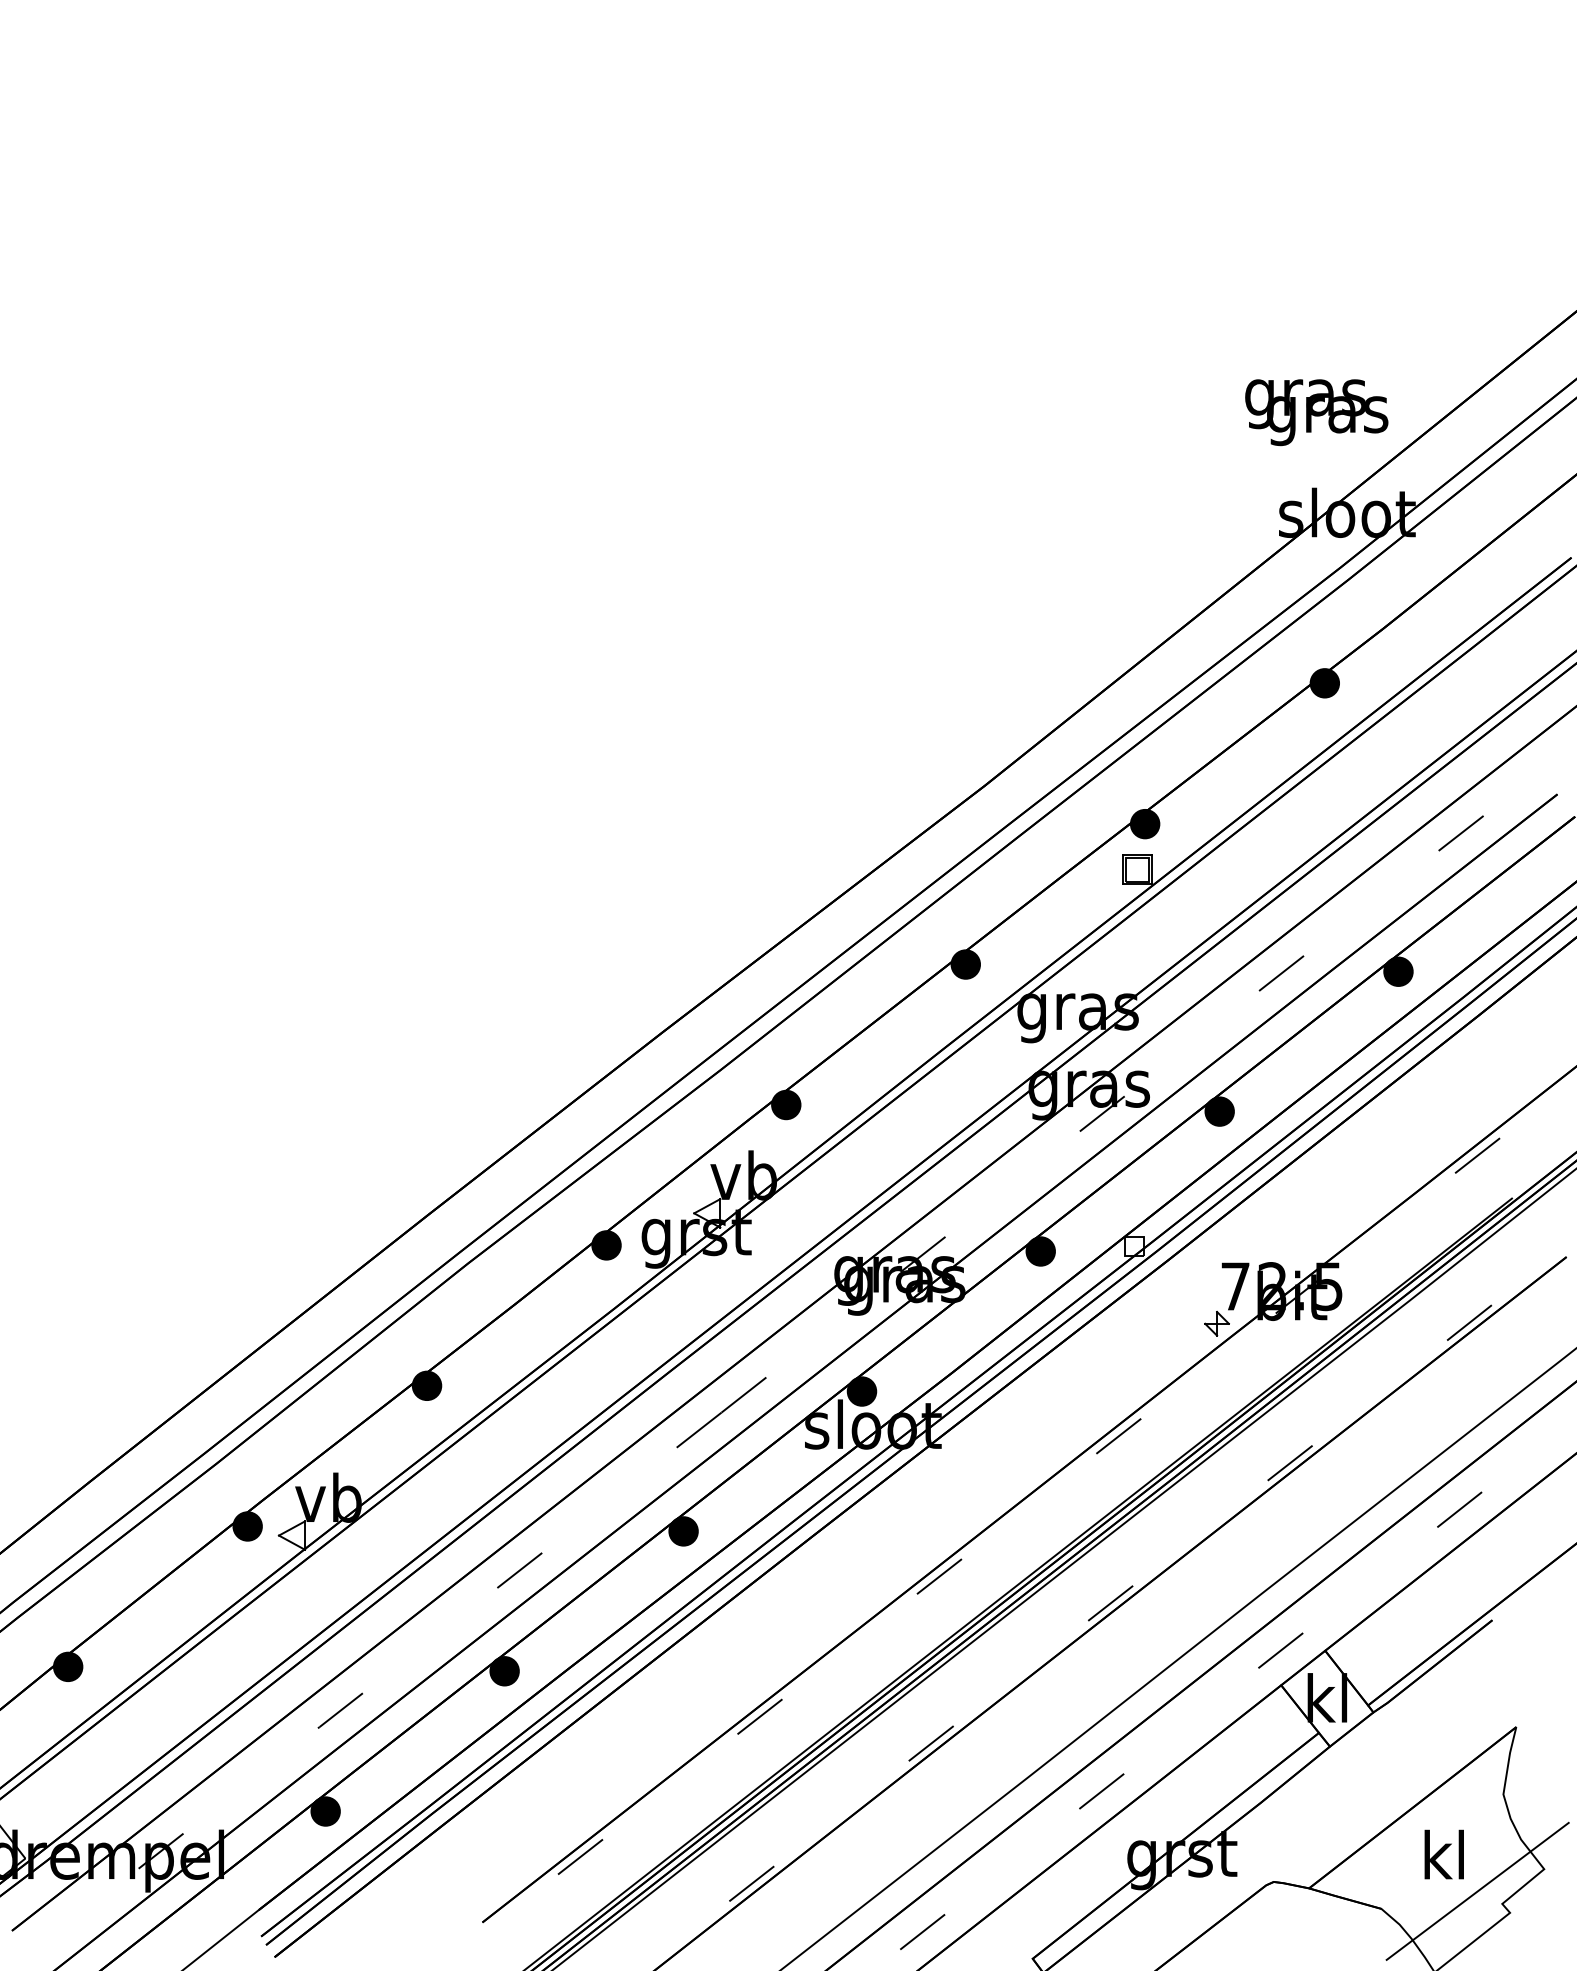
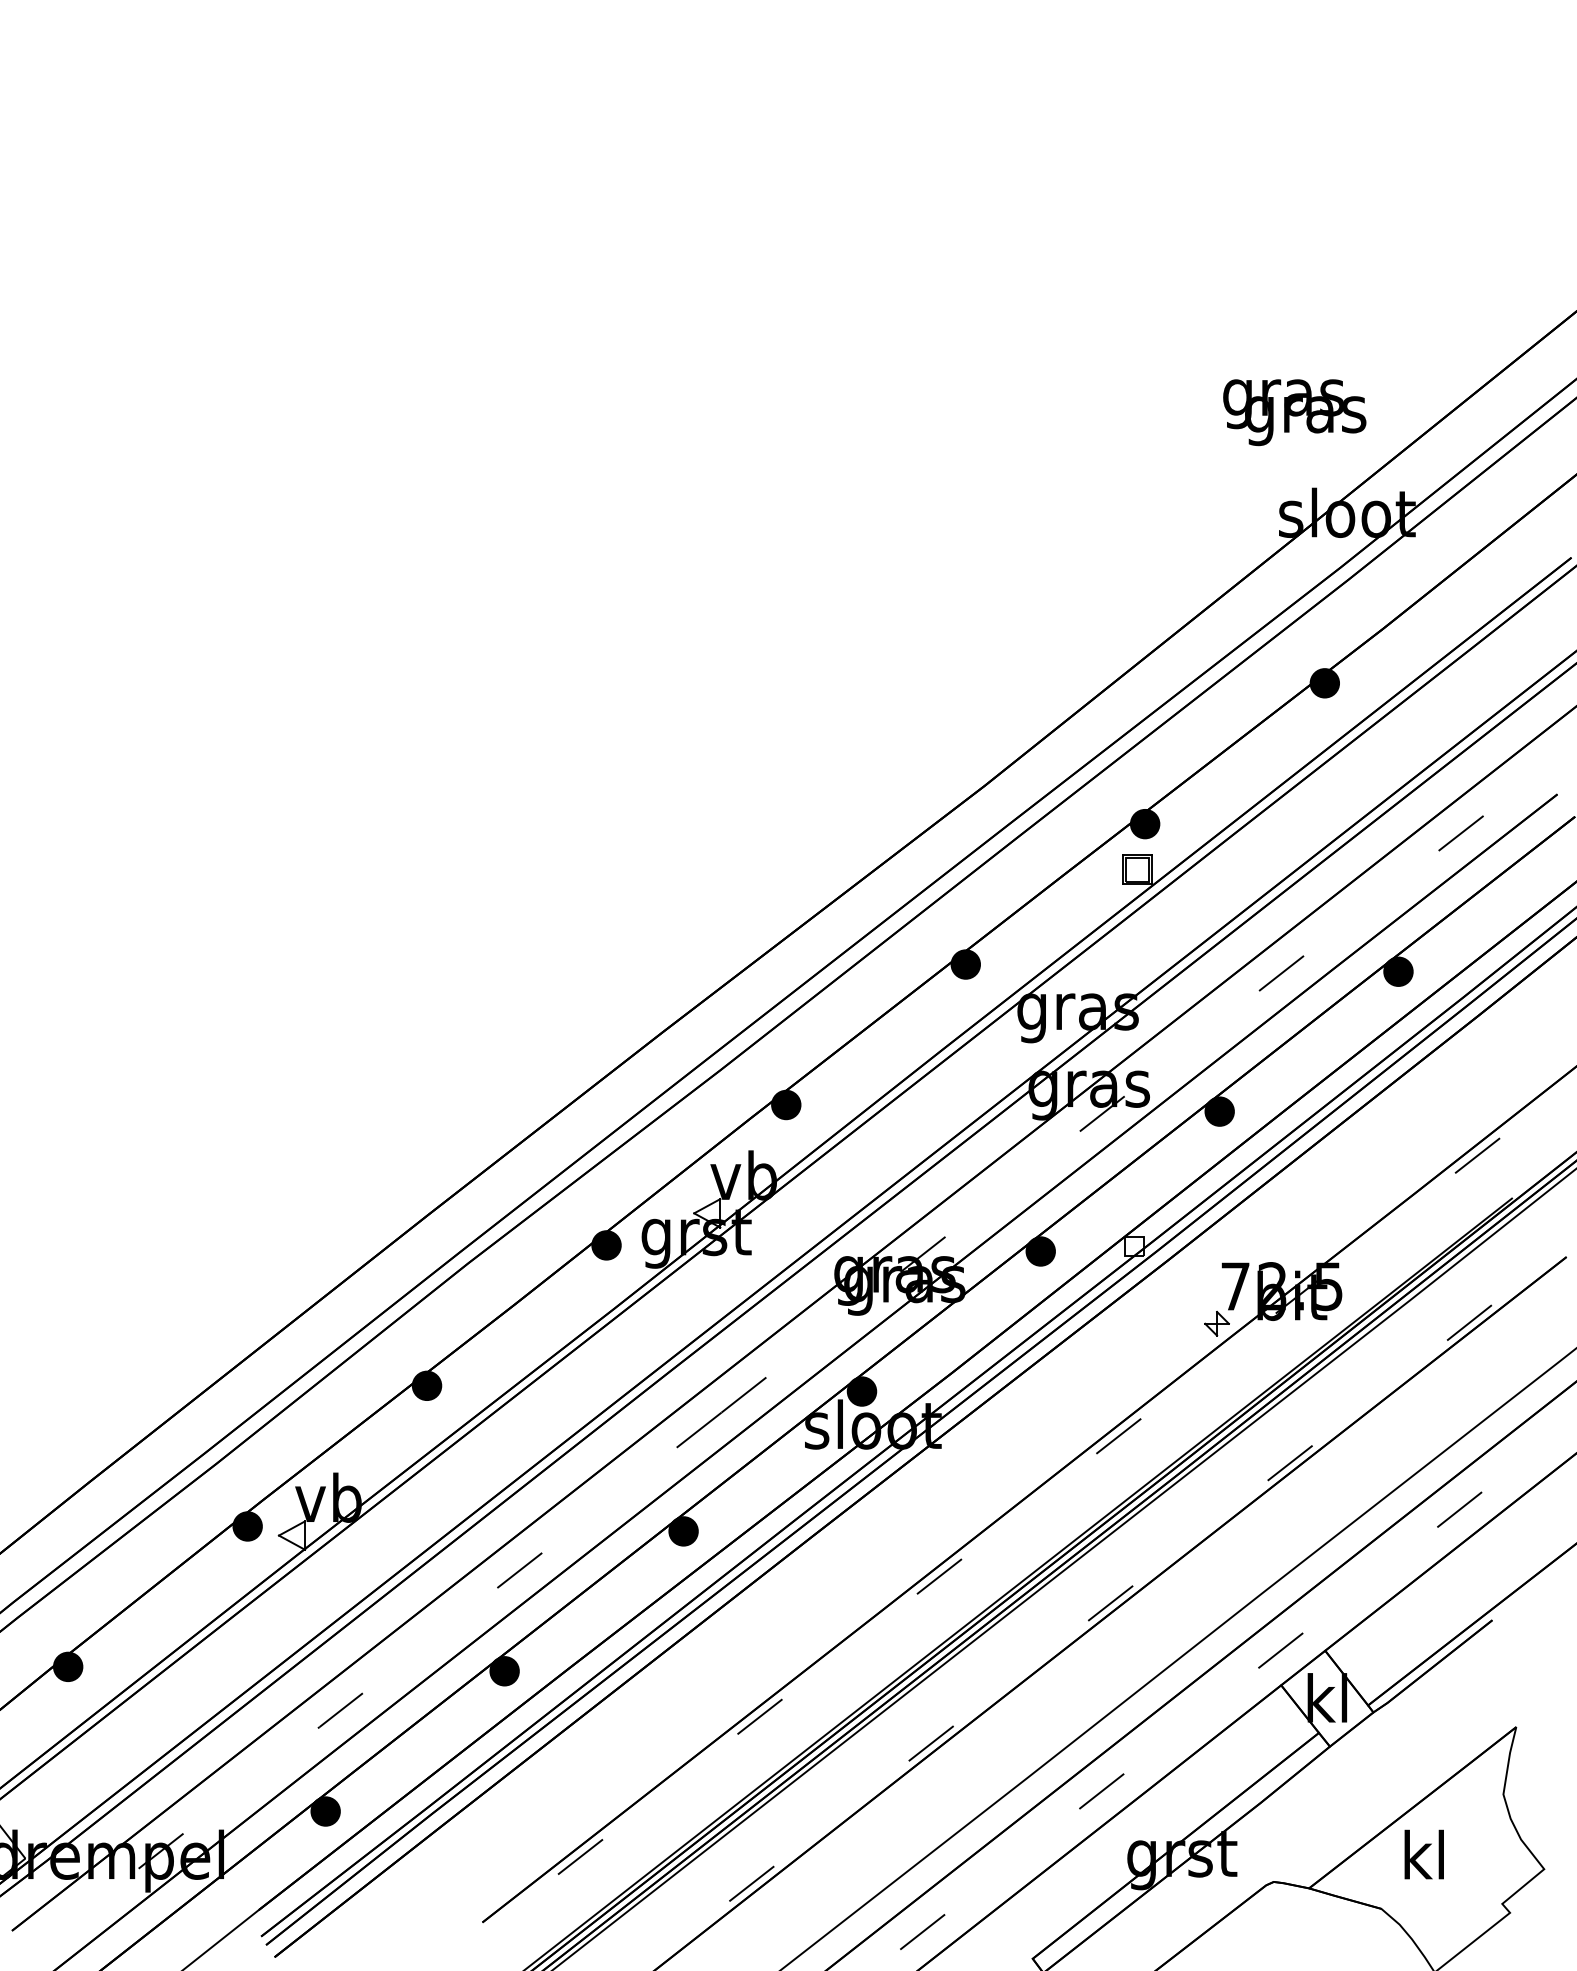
text position: (1316, 412) -> (1294, 412) (1294, 412)
text position: (1443, 1854) -> (1423, 1854) (1423, 1854)
line: present -> none (1477, 1890)
